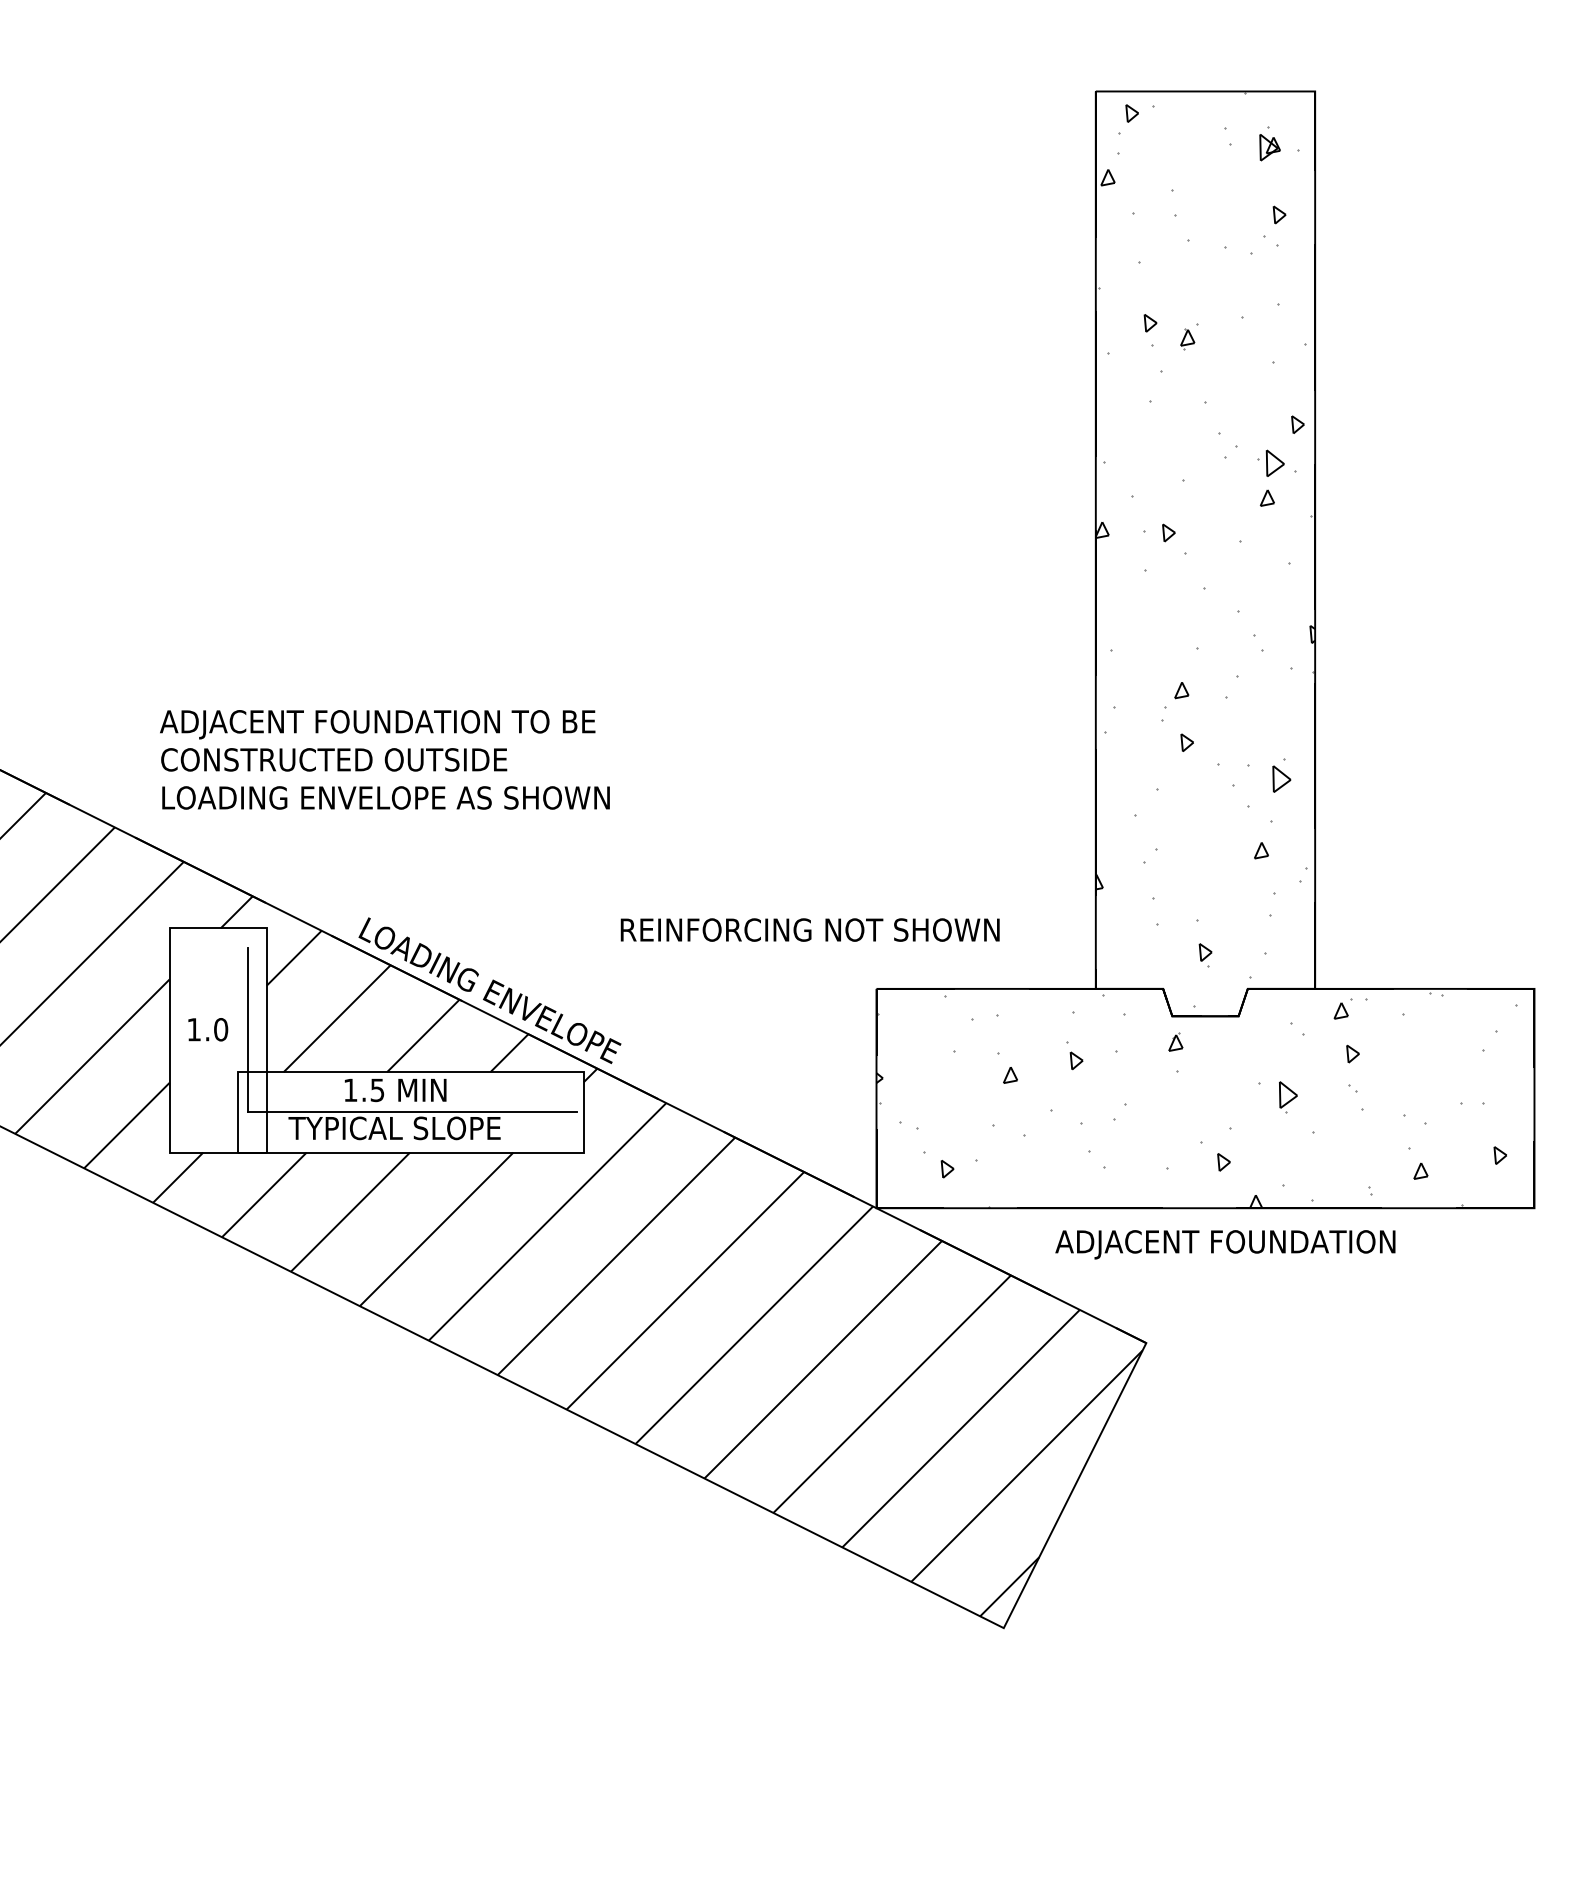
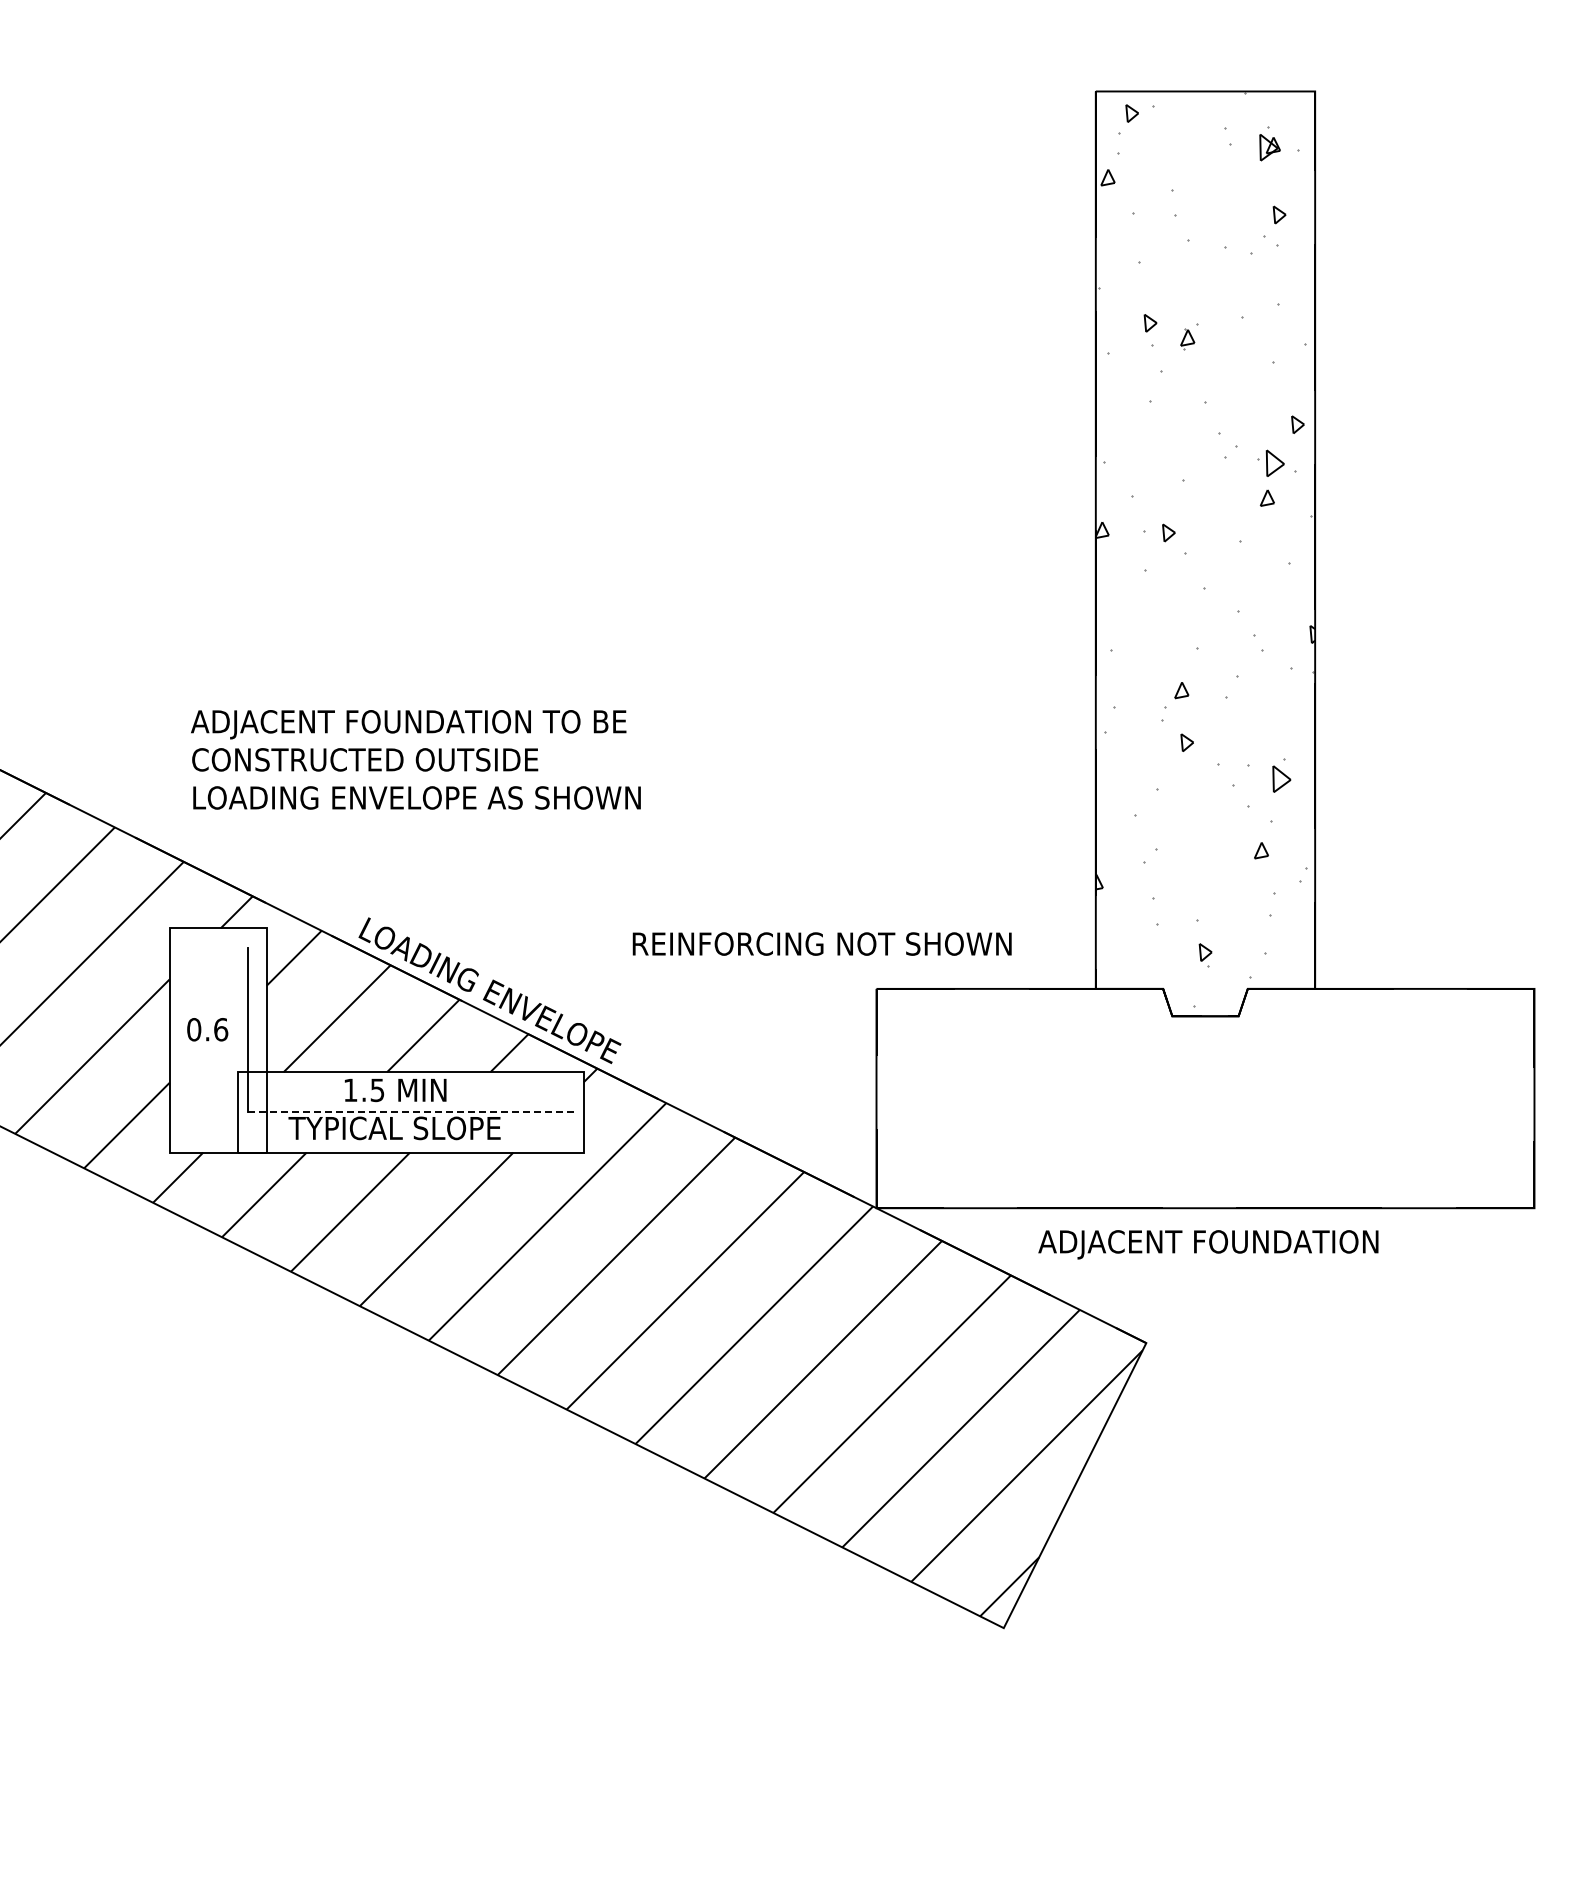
text position: (384, 759) -> (415, 759) (415, 759)
text position: (809, 929) -> (821, 943) (821, 943)
text: 1.0 -> 0.6 (207, 1029)
hatch: present -> none (1195, 1100)
line: solid -> dashed (413, 1112)
text position: (1225, 1244) -> (1208, 1244) (1208, 1244)
